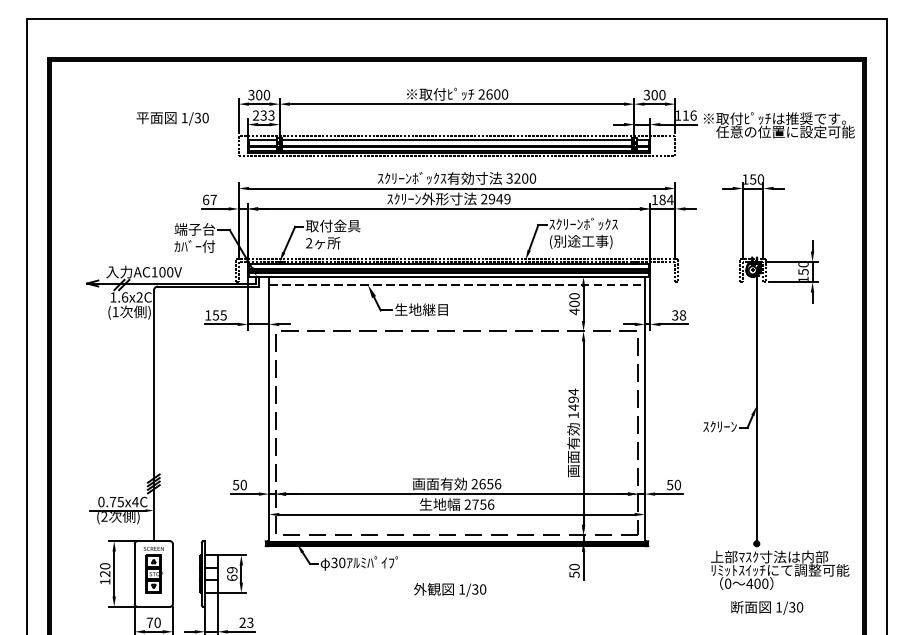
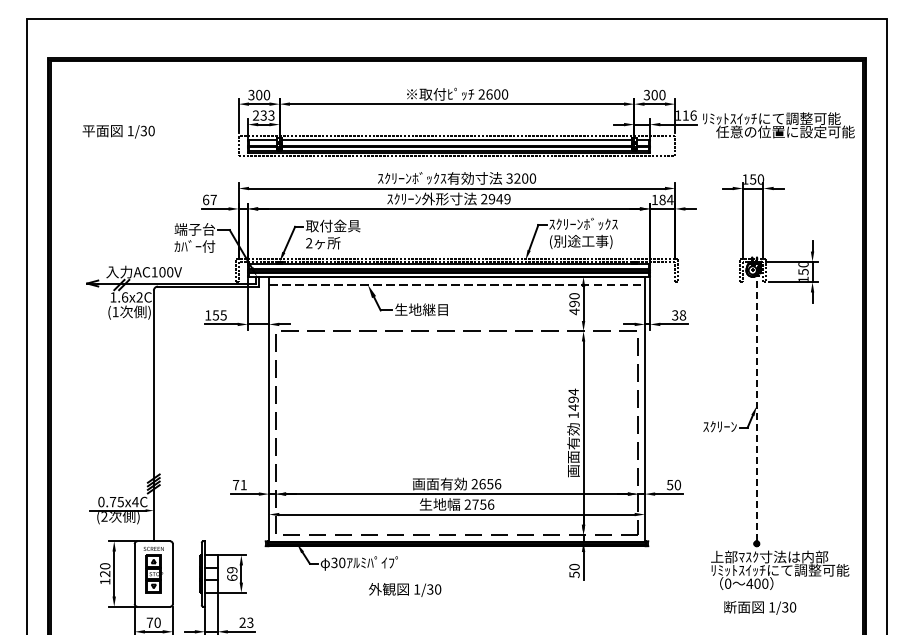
text position: (172, 118) -> (118, 131) (118, 131)
text: ※取付ﾋﾟｯﾁは推奨です。 -> ﾘﾐｯﾄｽｲｯﾁにて調整可能 (774, 118)
text: 400 -> 490 (574, 303)
line: solid -> dashed (756, 405)
text: 50 -> 71 (239, 484)
text position: (450, 589) -> (405, 589) (405, 589)
text position: (767, 607) -> (760, 607) (760, 607)
